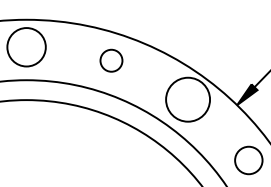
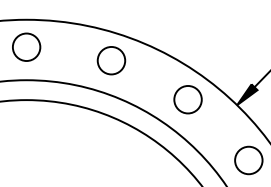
circle diameter: 38 px -> 27 px (26, 47)
circle size: 25x25 px -> 31x30 px (111, 60)
circle diameter: 44 px -> 27 px (187, 99)
